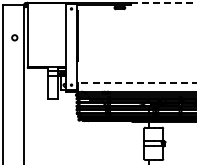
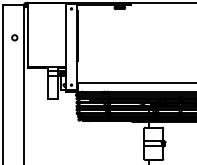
line: dashed -> solid (163, 2)
line: dashed -> solid (137, 83)
